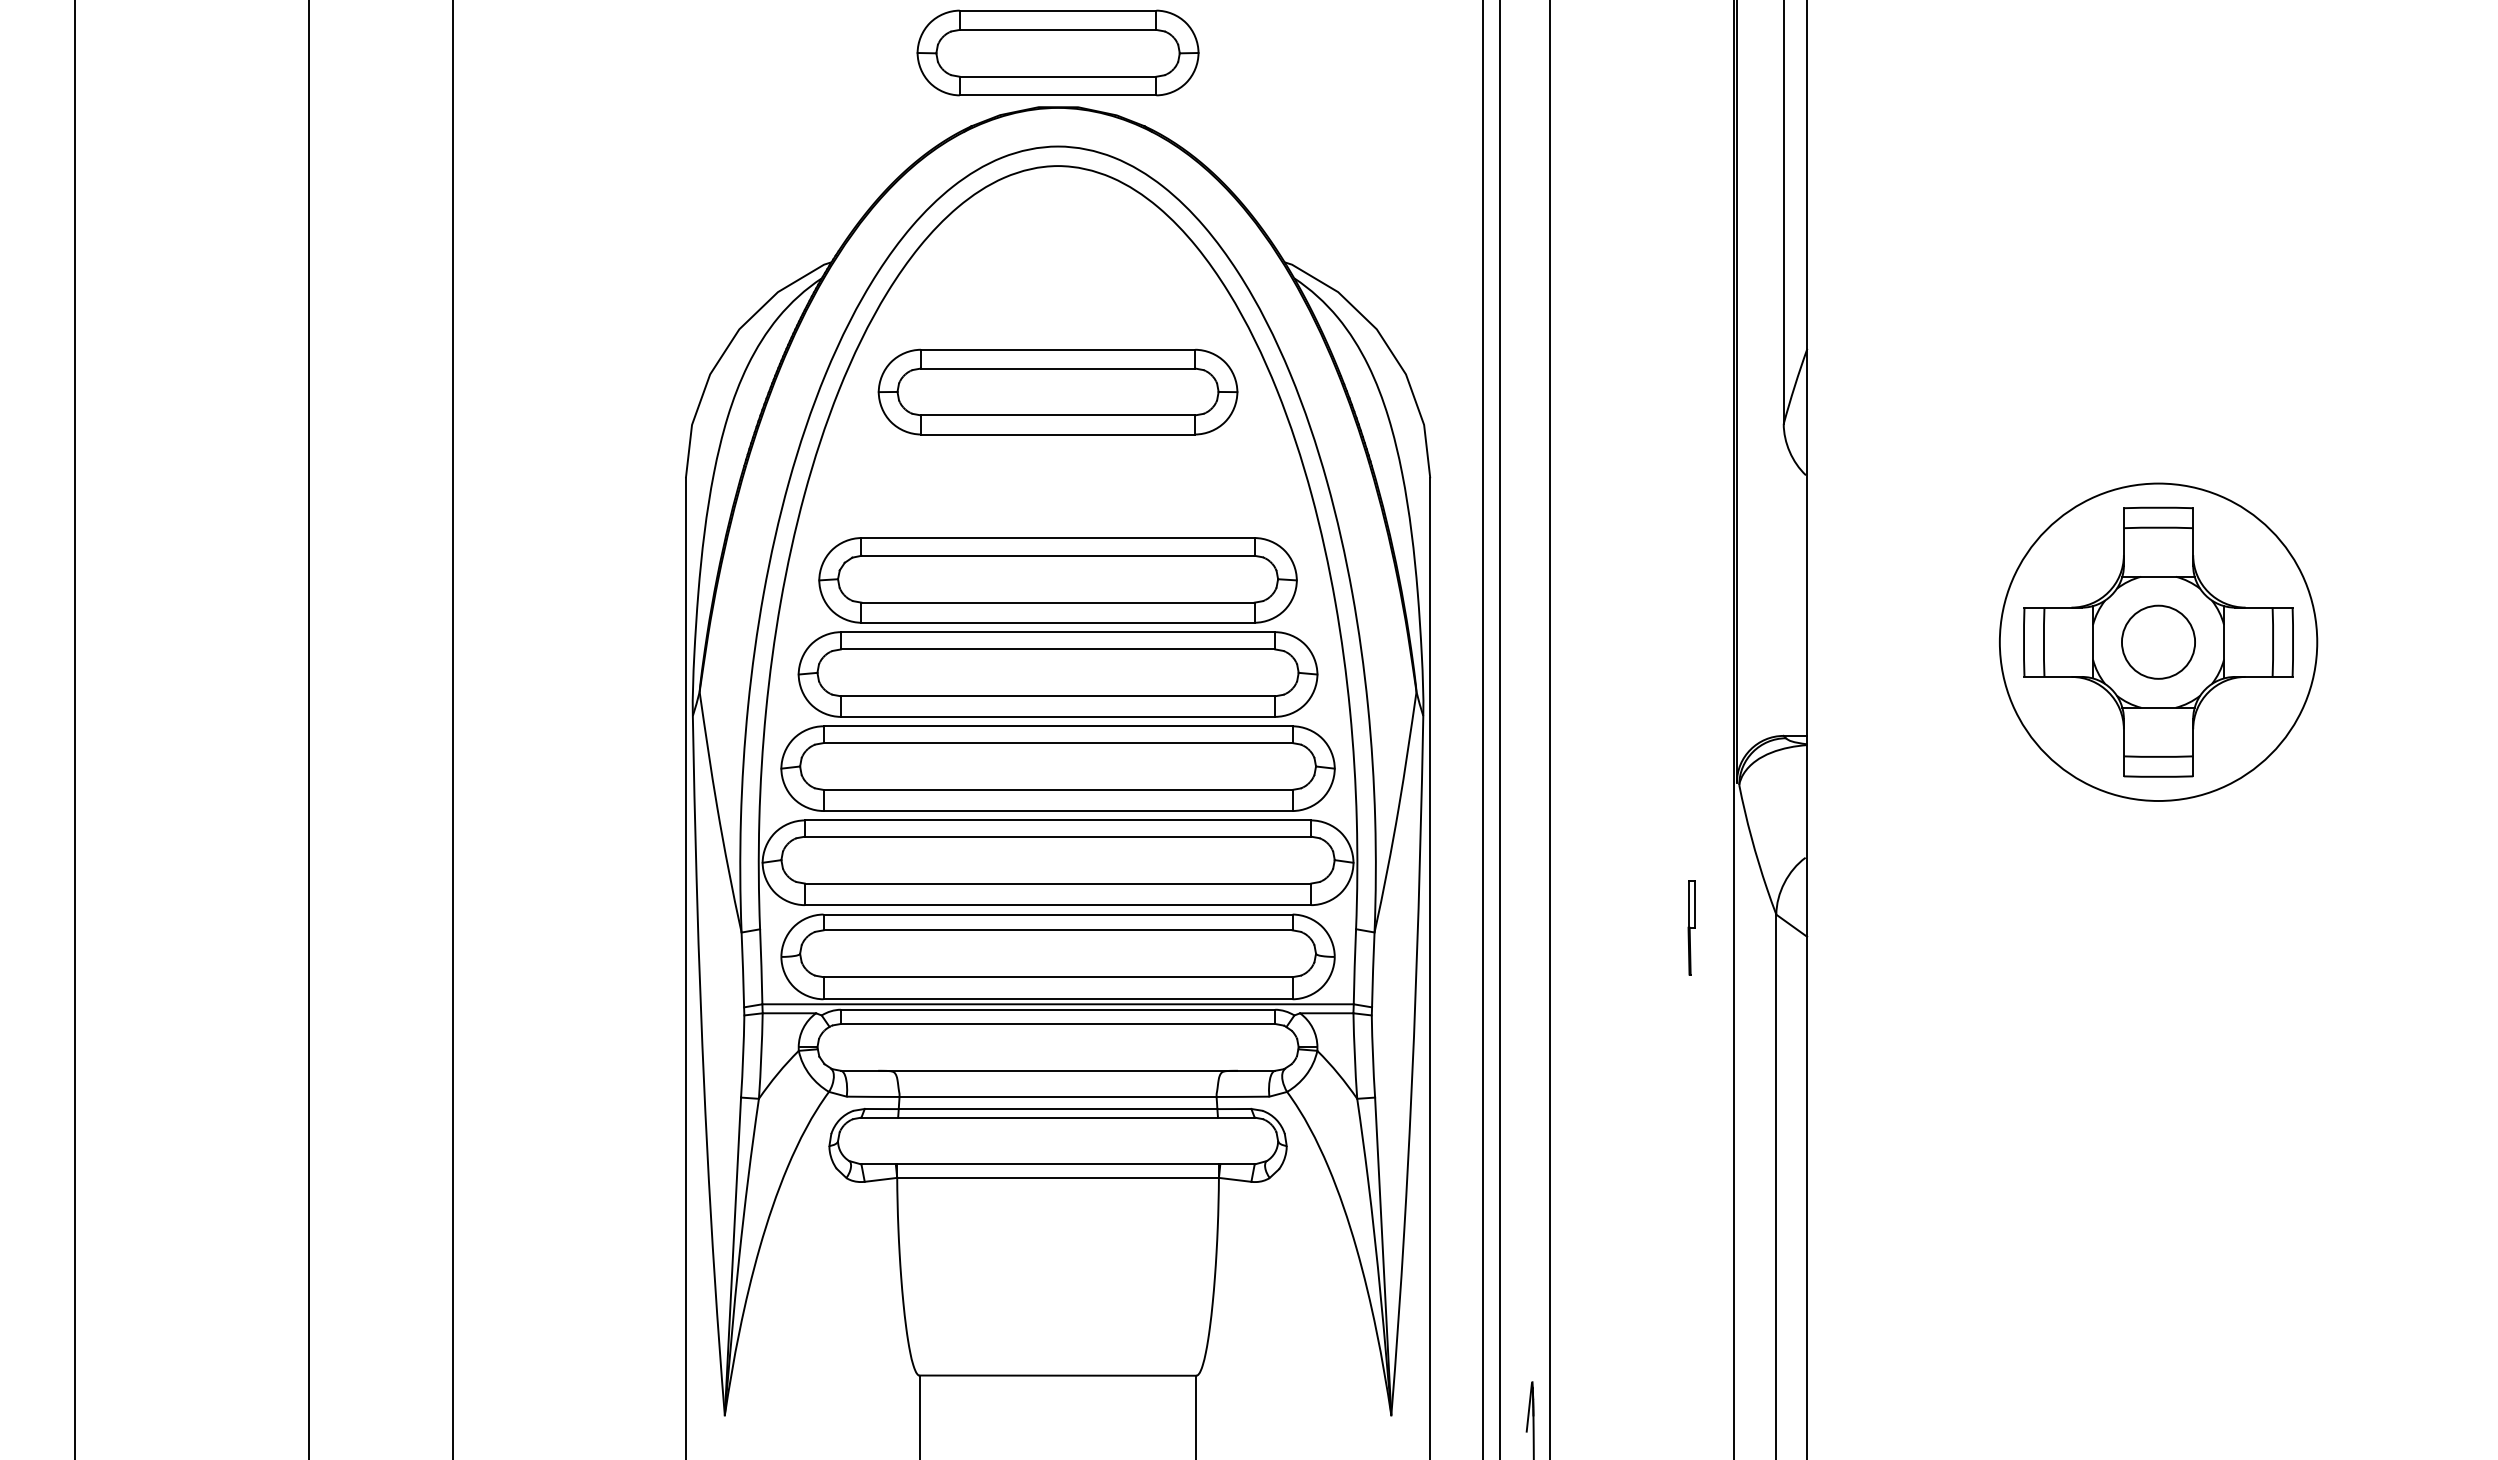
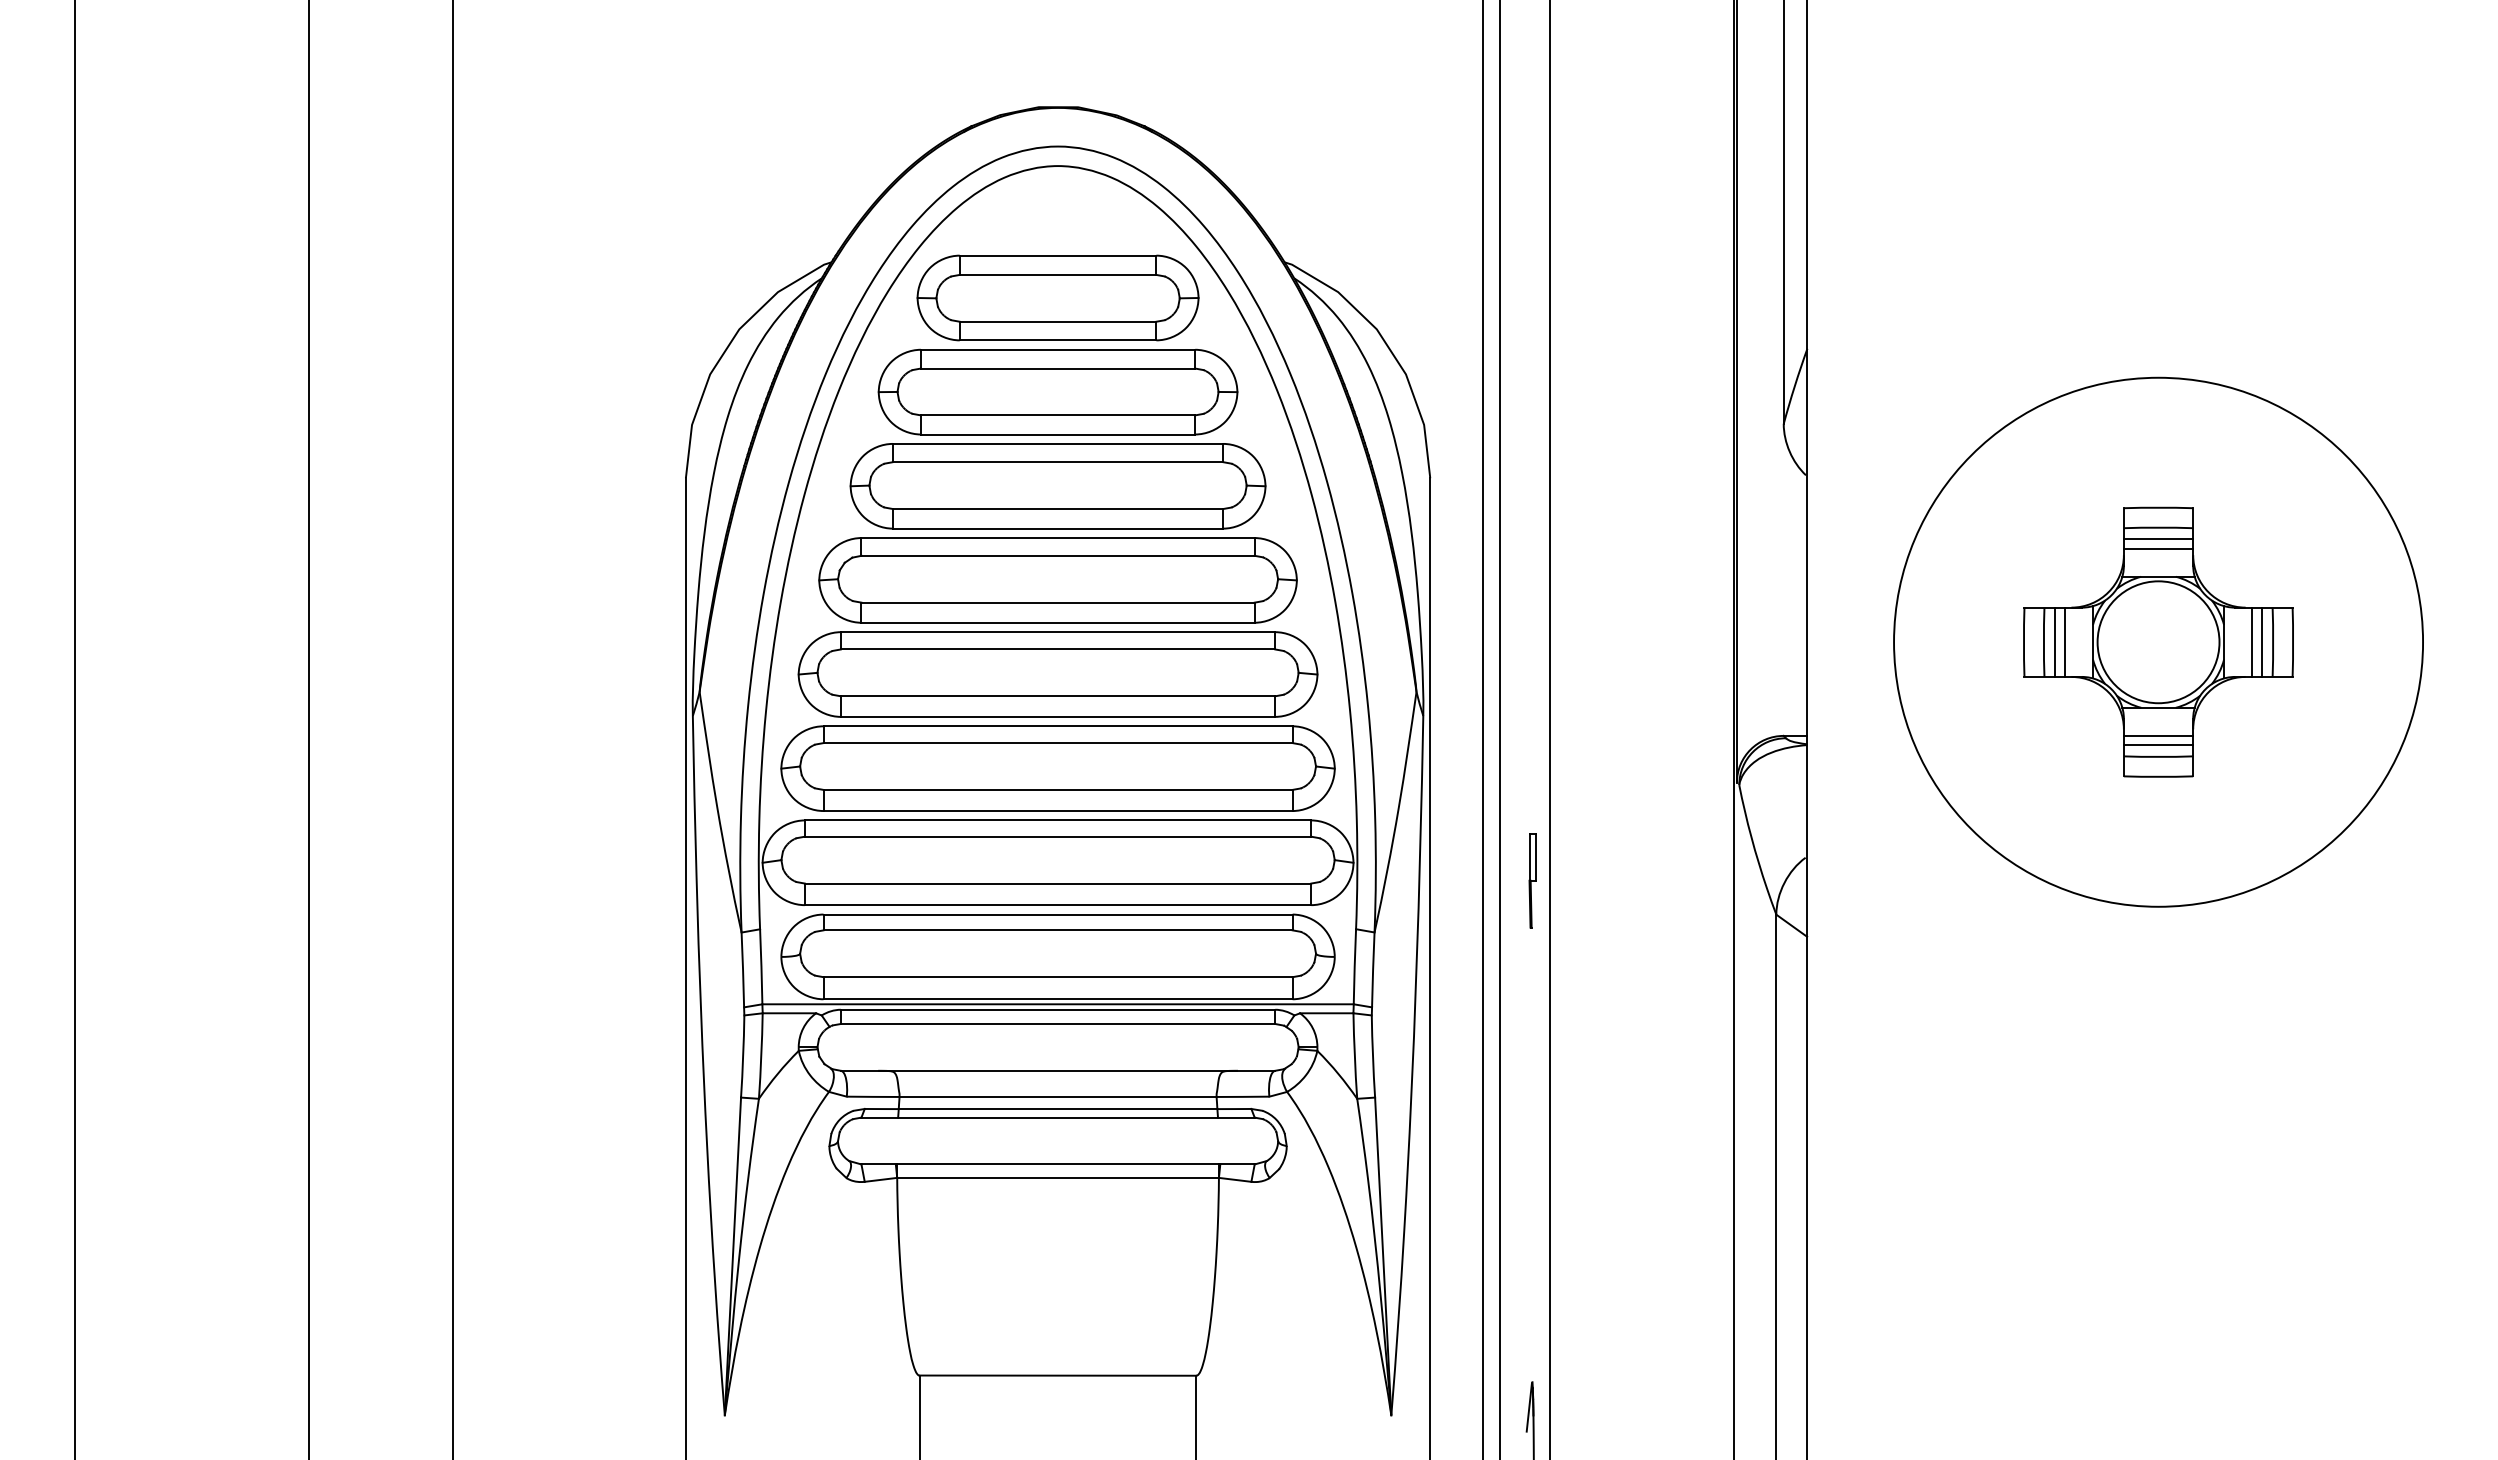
part position: (1057, 52) -> (1057, 297) (1057, 297)
part: none -> present (1057, 486)
line: none -> present (2158, 539)
line: none -> present (2158, 548)
line: none -> present (2055, 641)
line: none -> present (2064, 641)
circle diameter: 73 px -> 122 px (2158, 642)
line: none -> present (2252, 641)
line: none -> present (2261, 641)
circle diameter: 317 px -> 529 px (2158, 641)
line: none -> present (2158, 735)
line: none -> present (2158, 745)
part position: (1691, 927) -> (1532, 880) (1532, 880)
